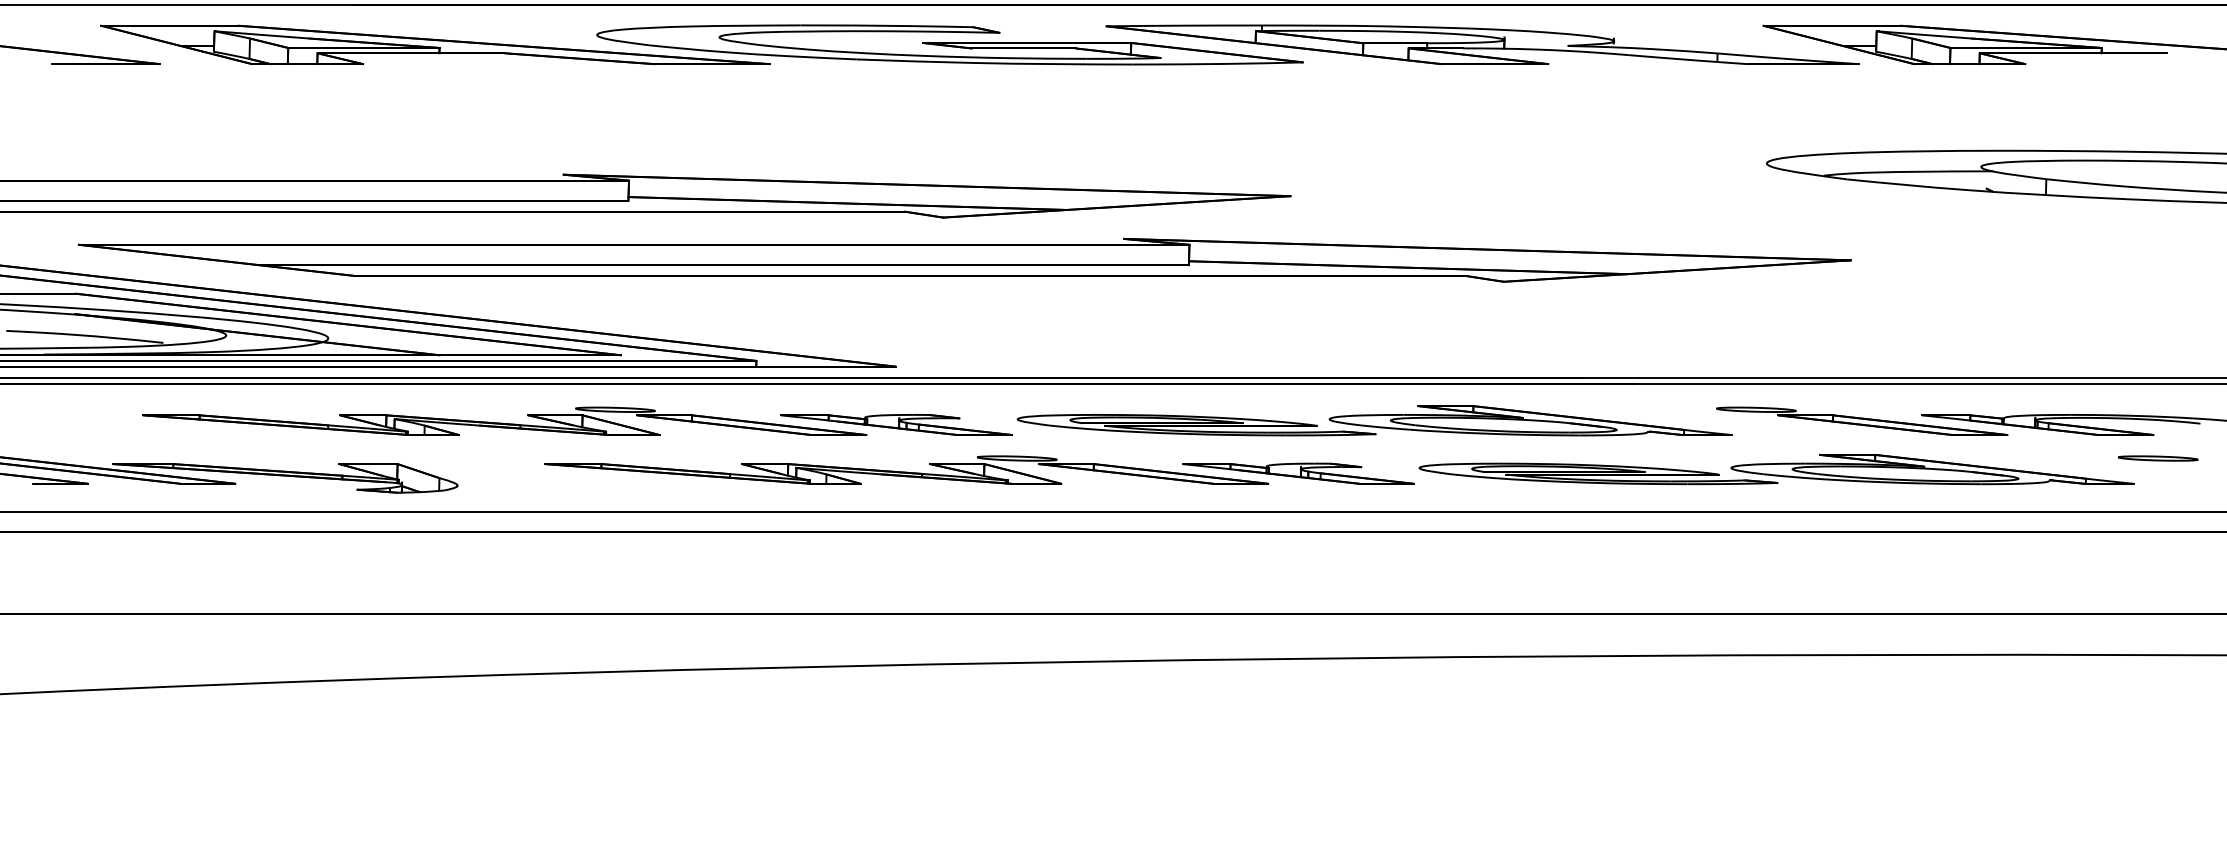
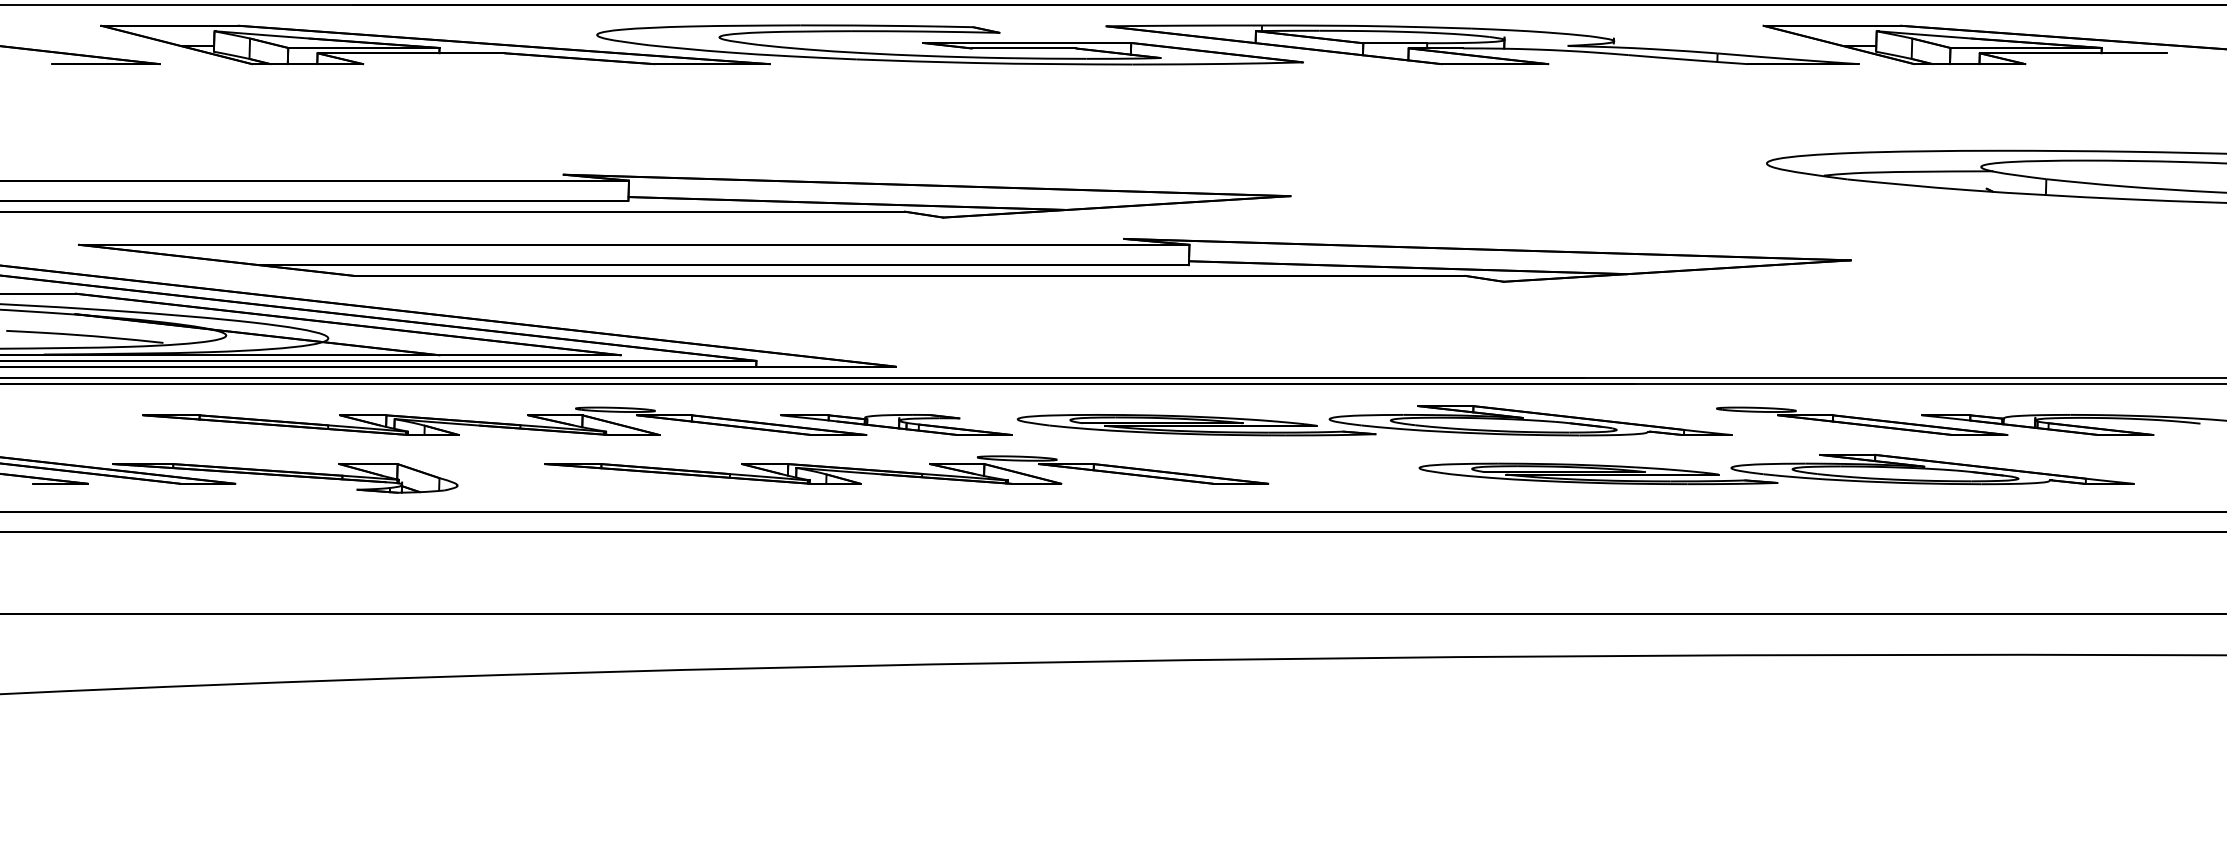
part: present -> none (2158, 458)
part: present -> none (1298, 473)
